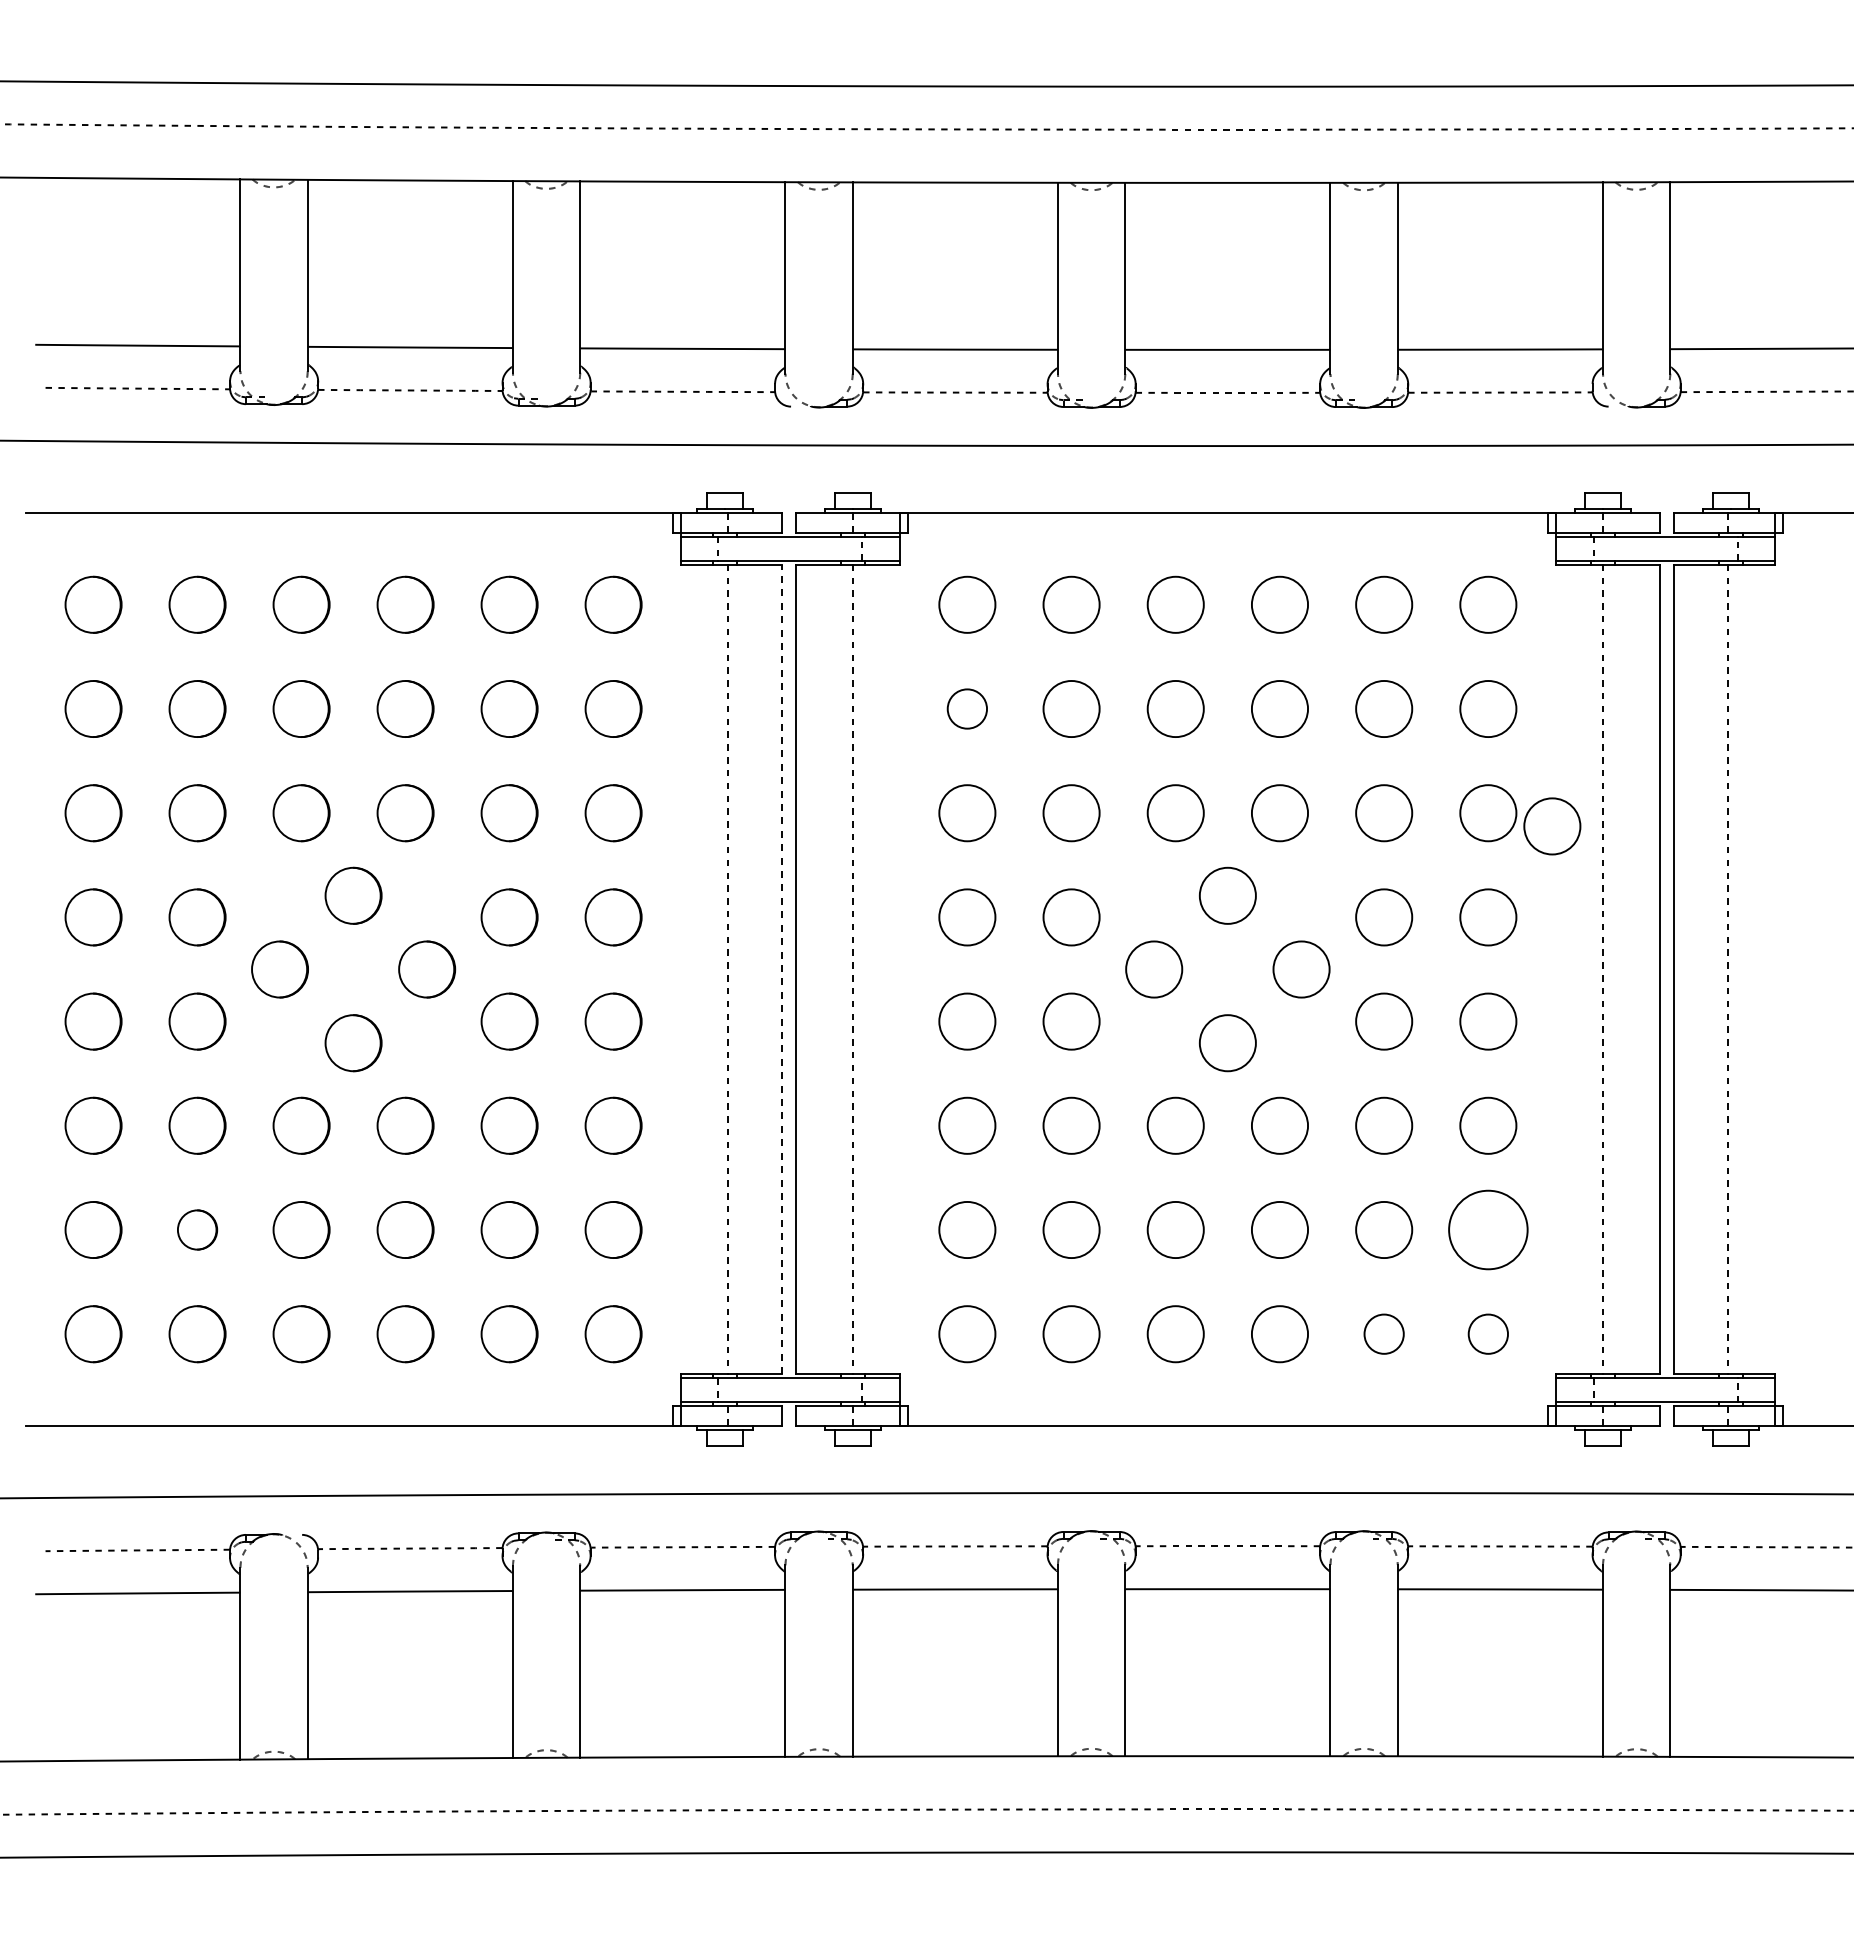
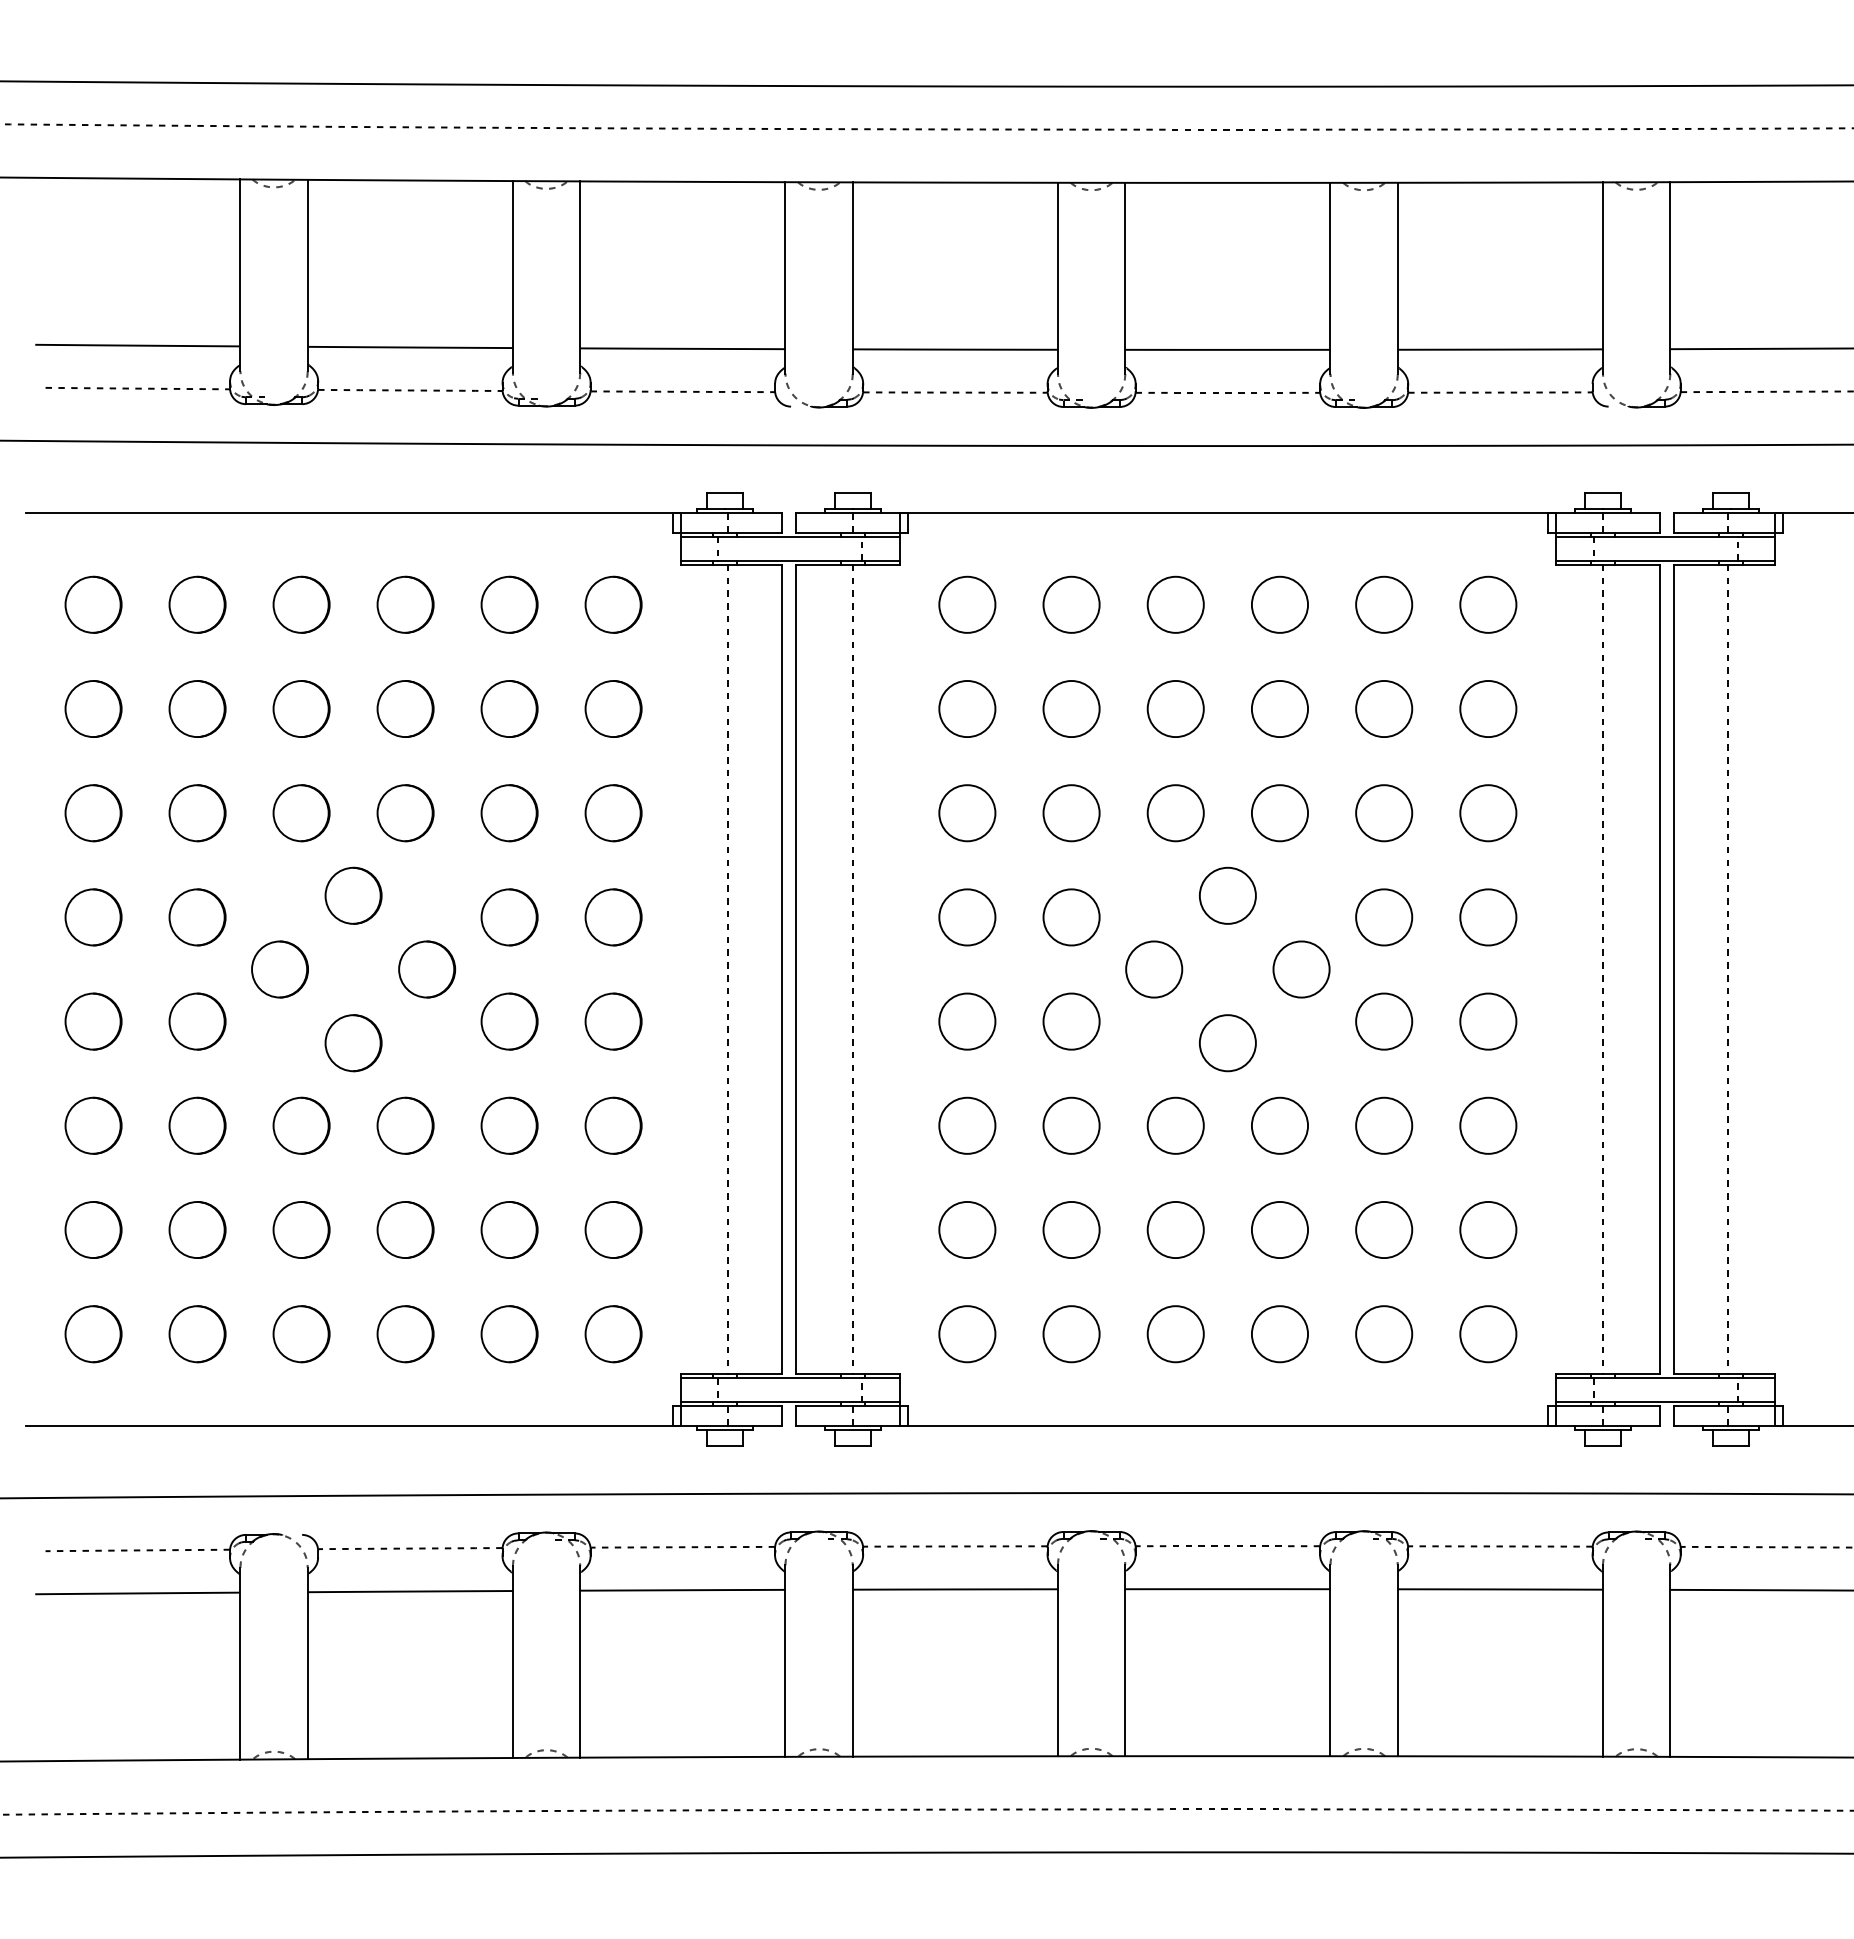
circle diameter: 39 px -> 56 px (967, 708)
circle: present -> none (1552, 826)
line: dashed -> solid (781, 969)
circle size: 42x42 px -> 59x58 px (197, 1229)
circle diameter: 79 px -> 56 px (1488, 1229)
circle diameter: 39 px -> 56 px (1384, 1334)
circle diameter: 39 px -> 56 px (1488, 1334)
